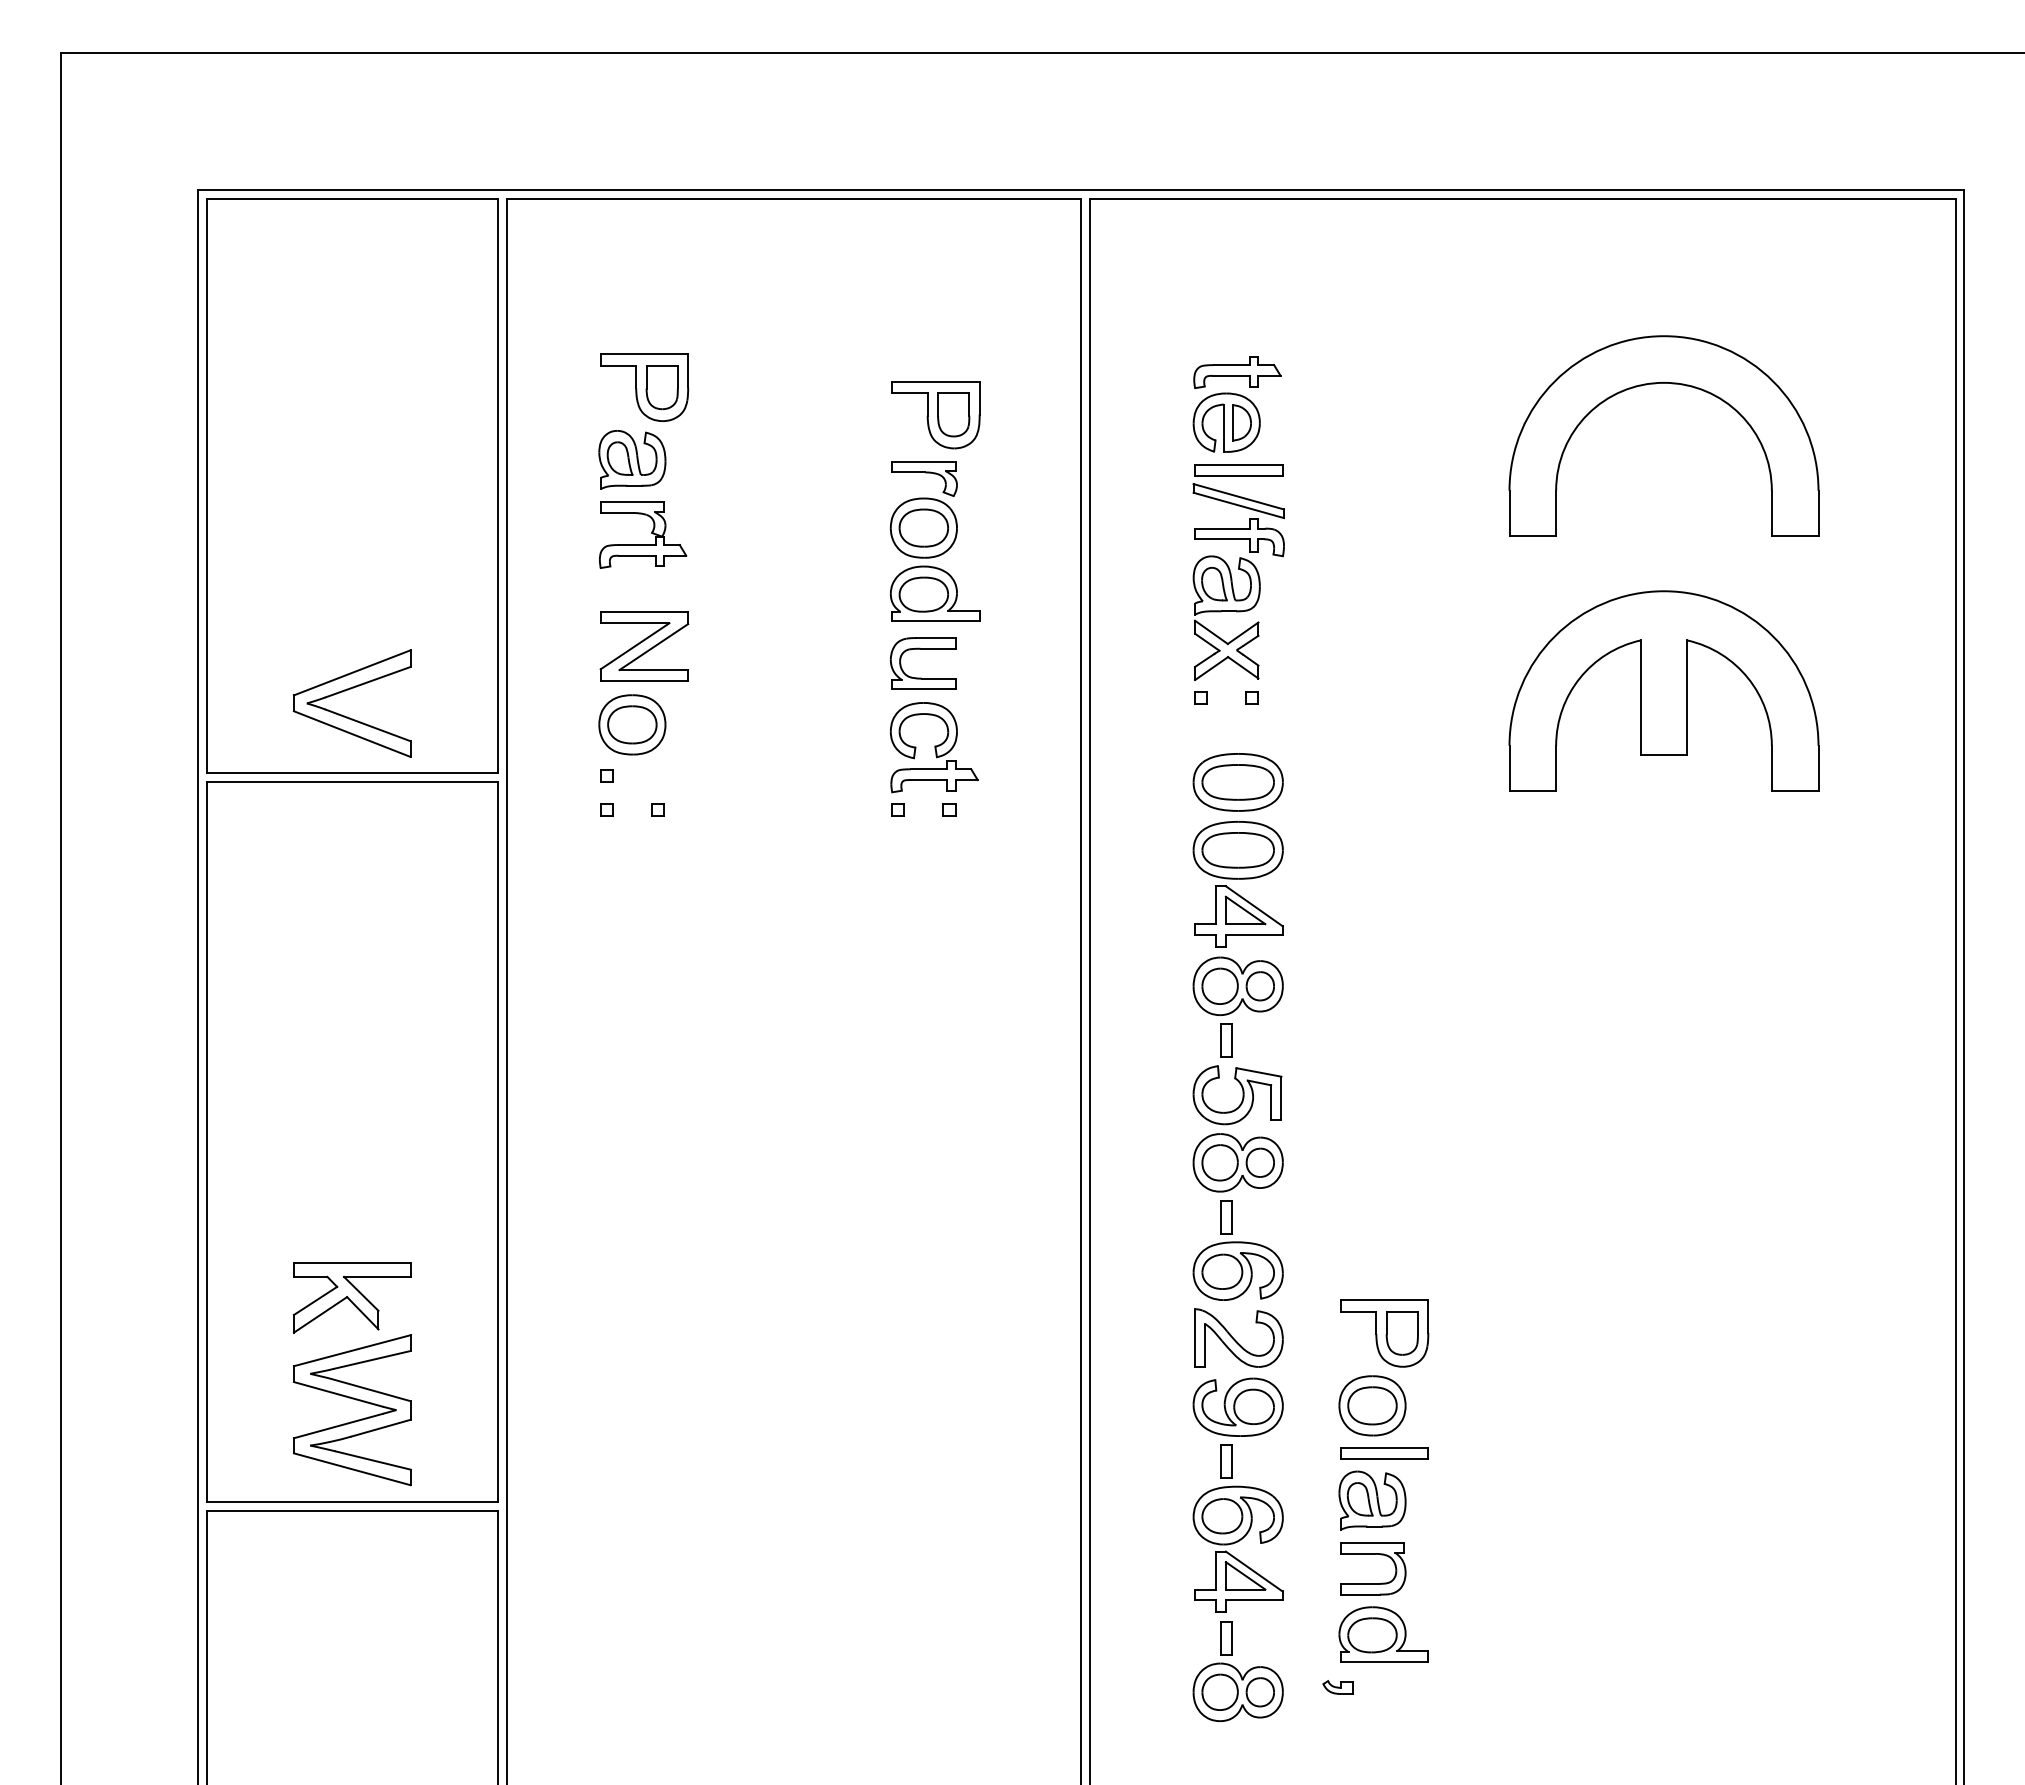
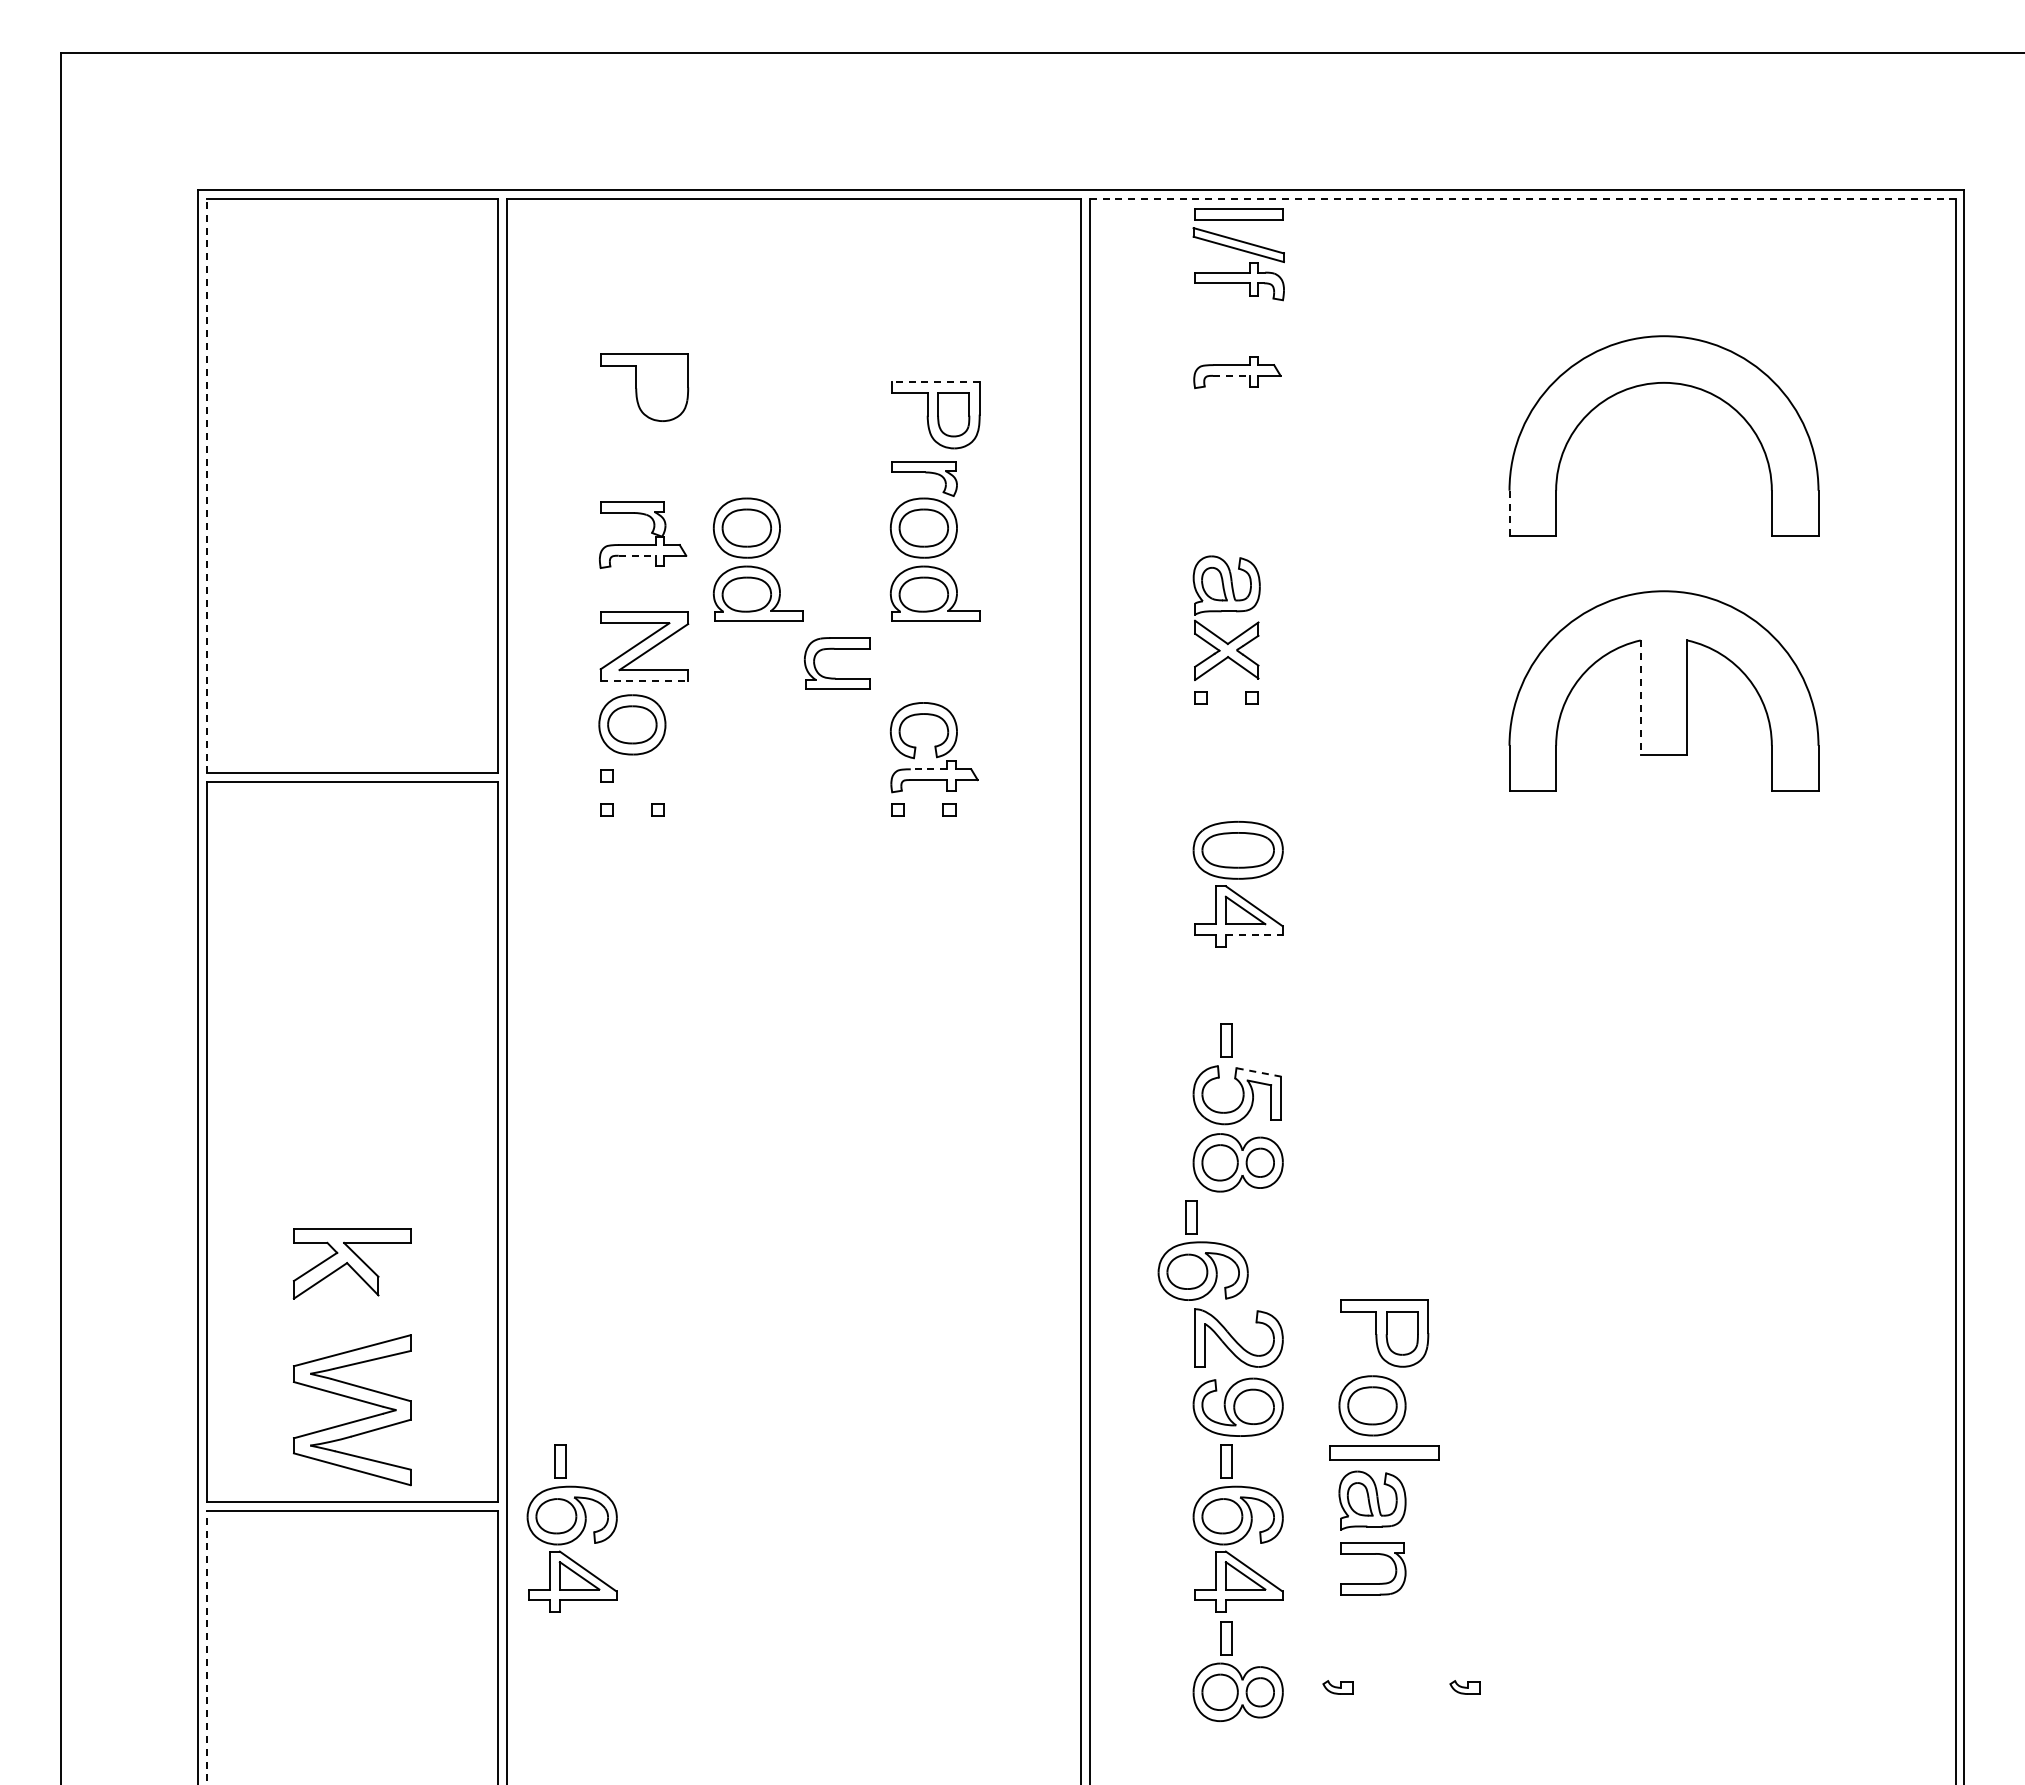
line: solid -> dashed (1522, 199)
line: solid -> dashed (1231, 375)
line: solid -> dashed (935, 381)
part: present -> none (661, 387)
part: present -> none (1226, 422)
part: present -> none (632, 459)
line: solid -> dashed (206, 485)
part position: (1238, 510) -> (1238, 254) (1238, 254)
line: solid -> dashed (1509, 513)
line: solid -> dashed (637, 555)
part: none -> present (757, 559)
part position: (923, 649) -> (837, 649) (837, 649)
line: solid -> dashed (644, 681)
part: present -> none (348, 690)
line: solid -> dashed (1640, 697)
line: solid -> dashed (928, 769)
part: present -> none (1237, 782)
line: solid -> dashed (1254, 934)
part: present -> none (1237, 985)
line: solid -> dashed (1258, 1072)
part position: (1237, 1250) -> (1202, 1250) (1202, 1250)
part position: (351, 1297) -> (351, 1263) (351, 1263)
part size: 89x13 px -> 111x16 px (1384, 1452)
part: none -> present (571, 1528)
part: present -> none (1383, 1634)
line: solid -> dashed (206, 1647)
part: none -> present (1464, 1687)
